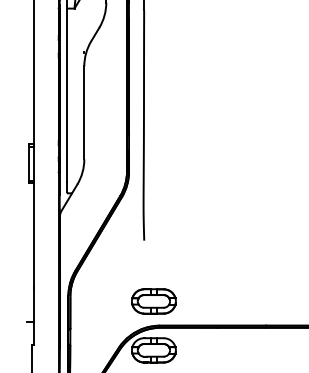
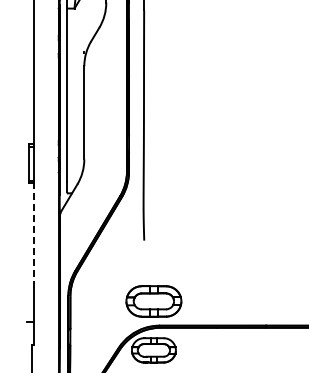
line: solid -> dashed (34, 235)
part size: 46x27 px -> 58x33 px (153, 301)
